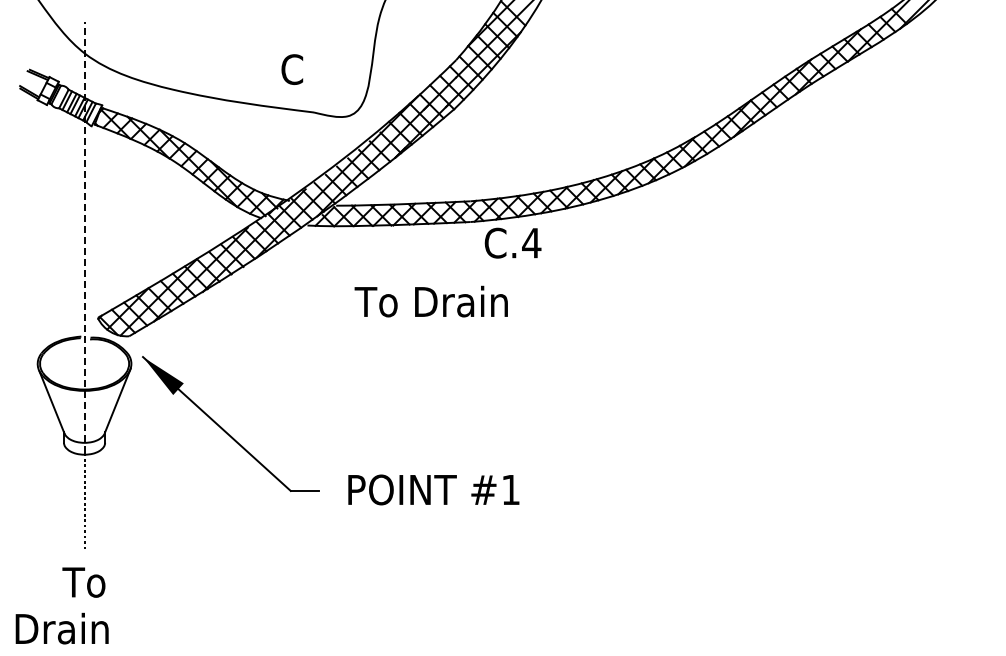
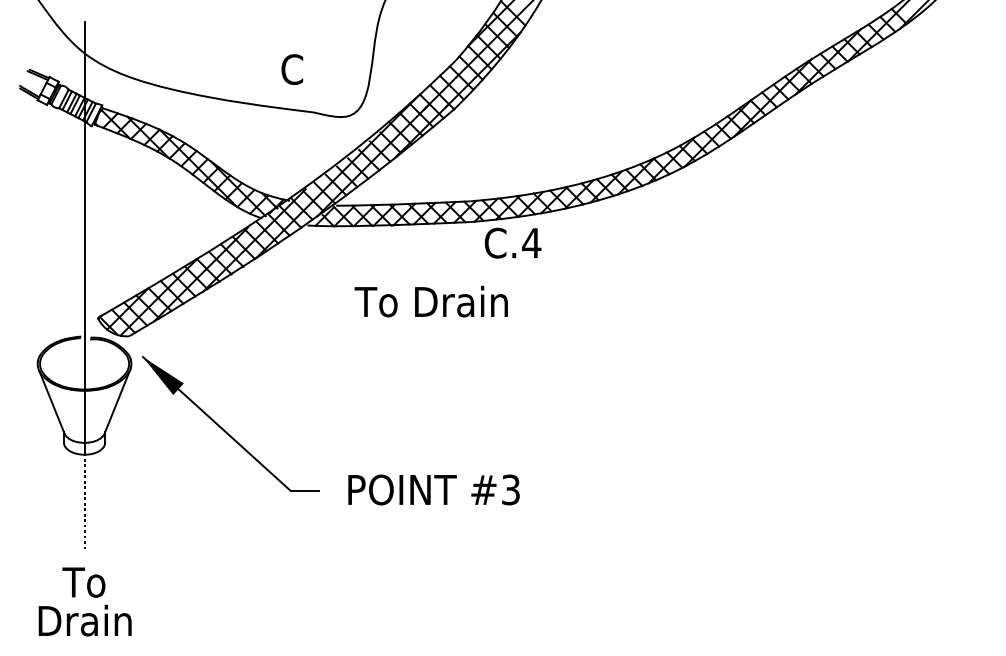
line: dashed -> solid (85, 237)
text: #1 -> #3 (510, 489)
text position: (61, 628) -> (84, 620) (84, 620)
